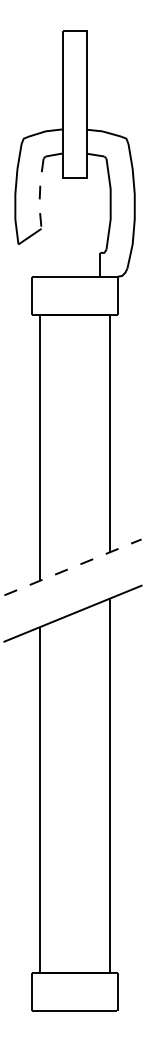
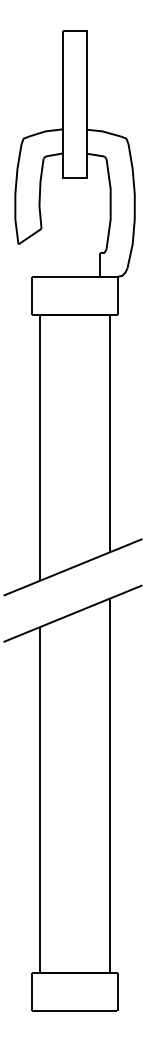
line: dashed -> solid (39, 194)
line: dashed -> solid (73, 567)
